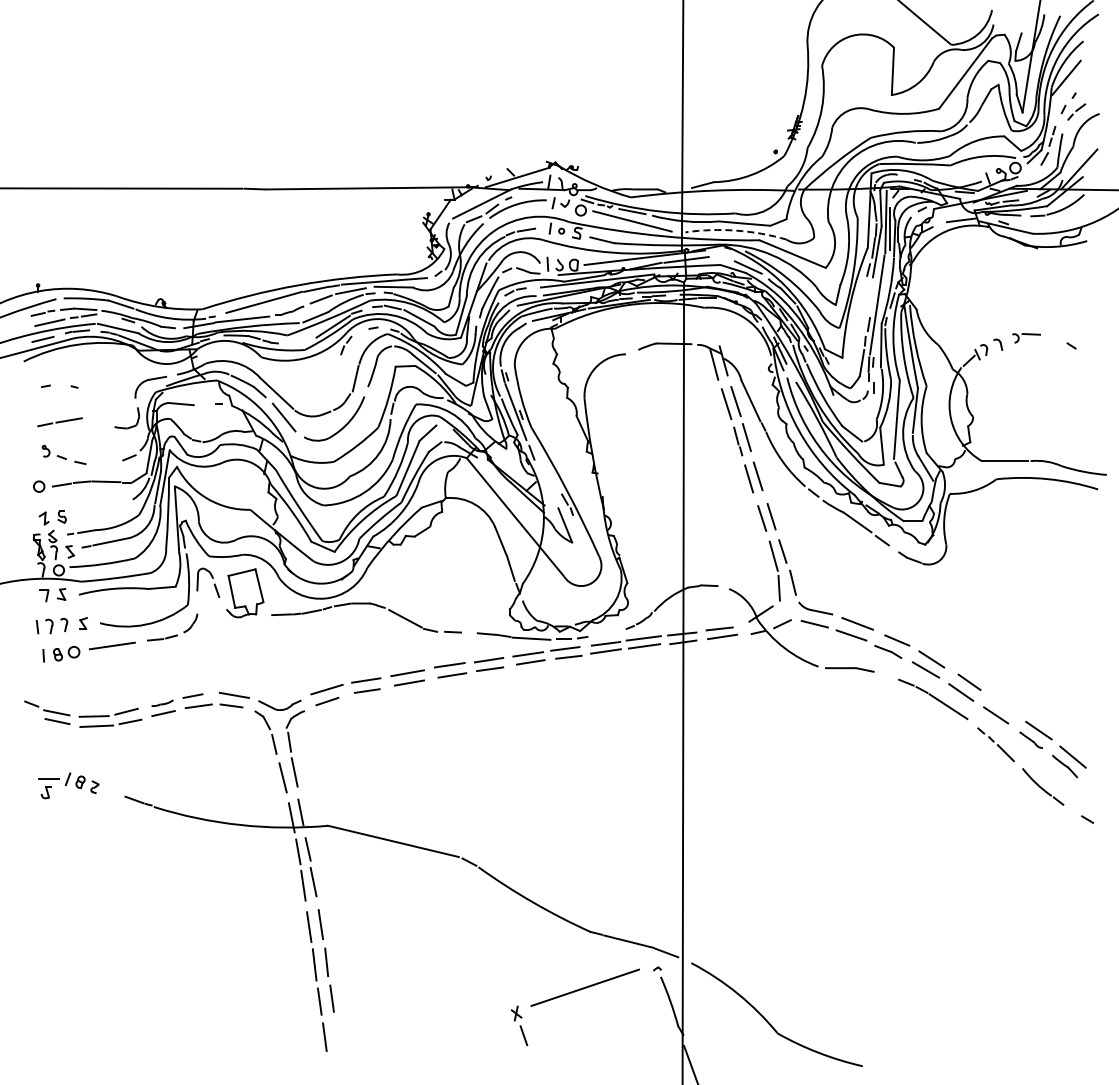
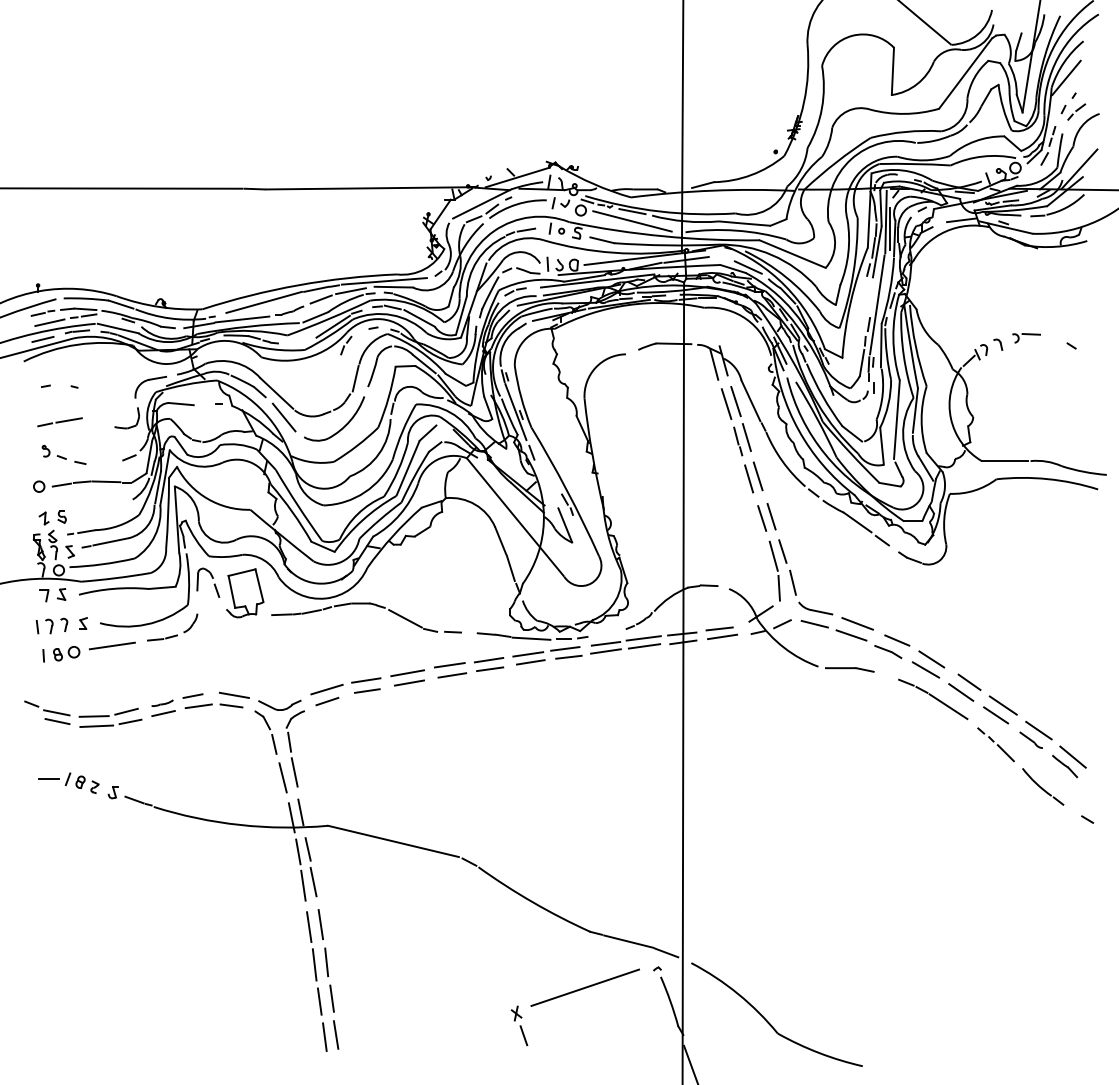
arc: dashed -> solid (736, 230)
line: none -> present (1002, 705)
part position: (45, 792) -> (112, 792) (112, 792)
line: none -> present (335, 1034)
